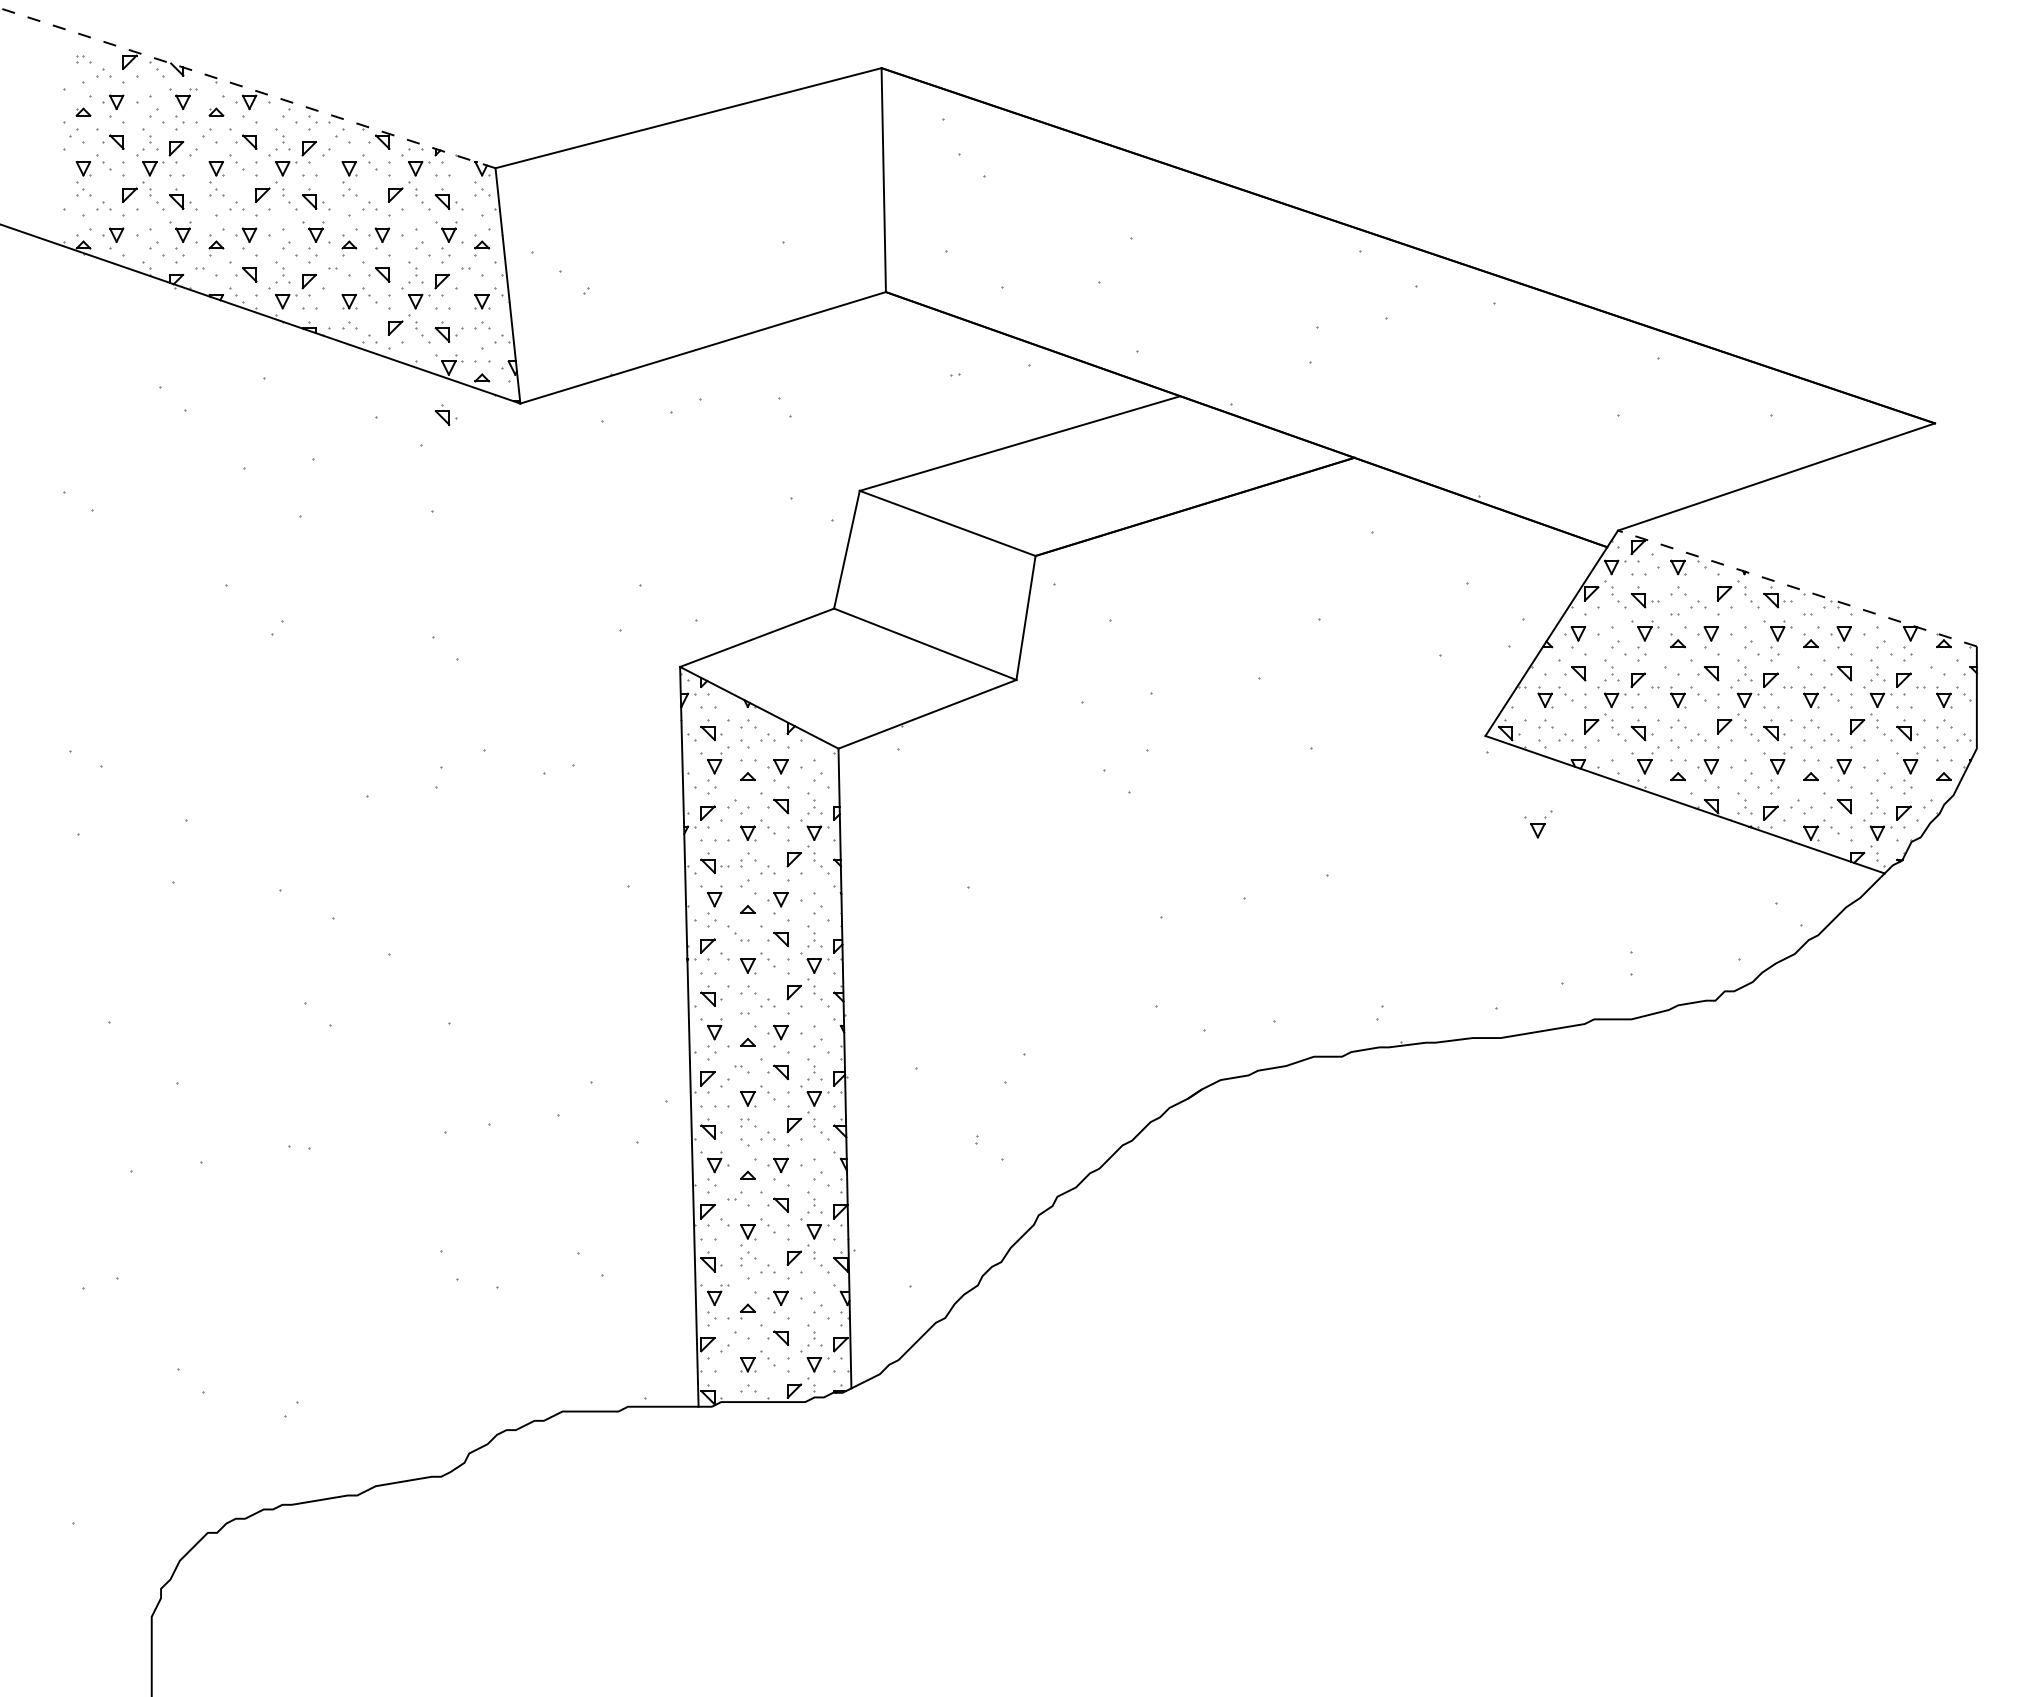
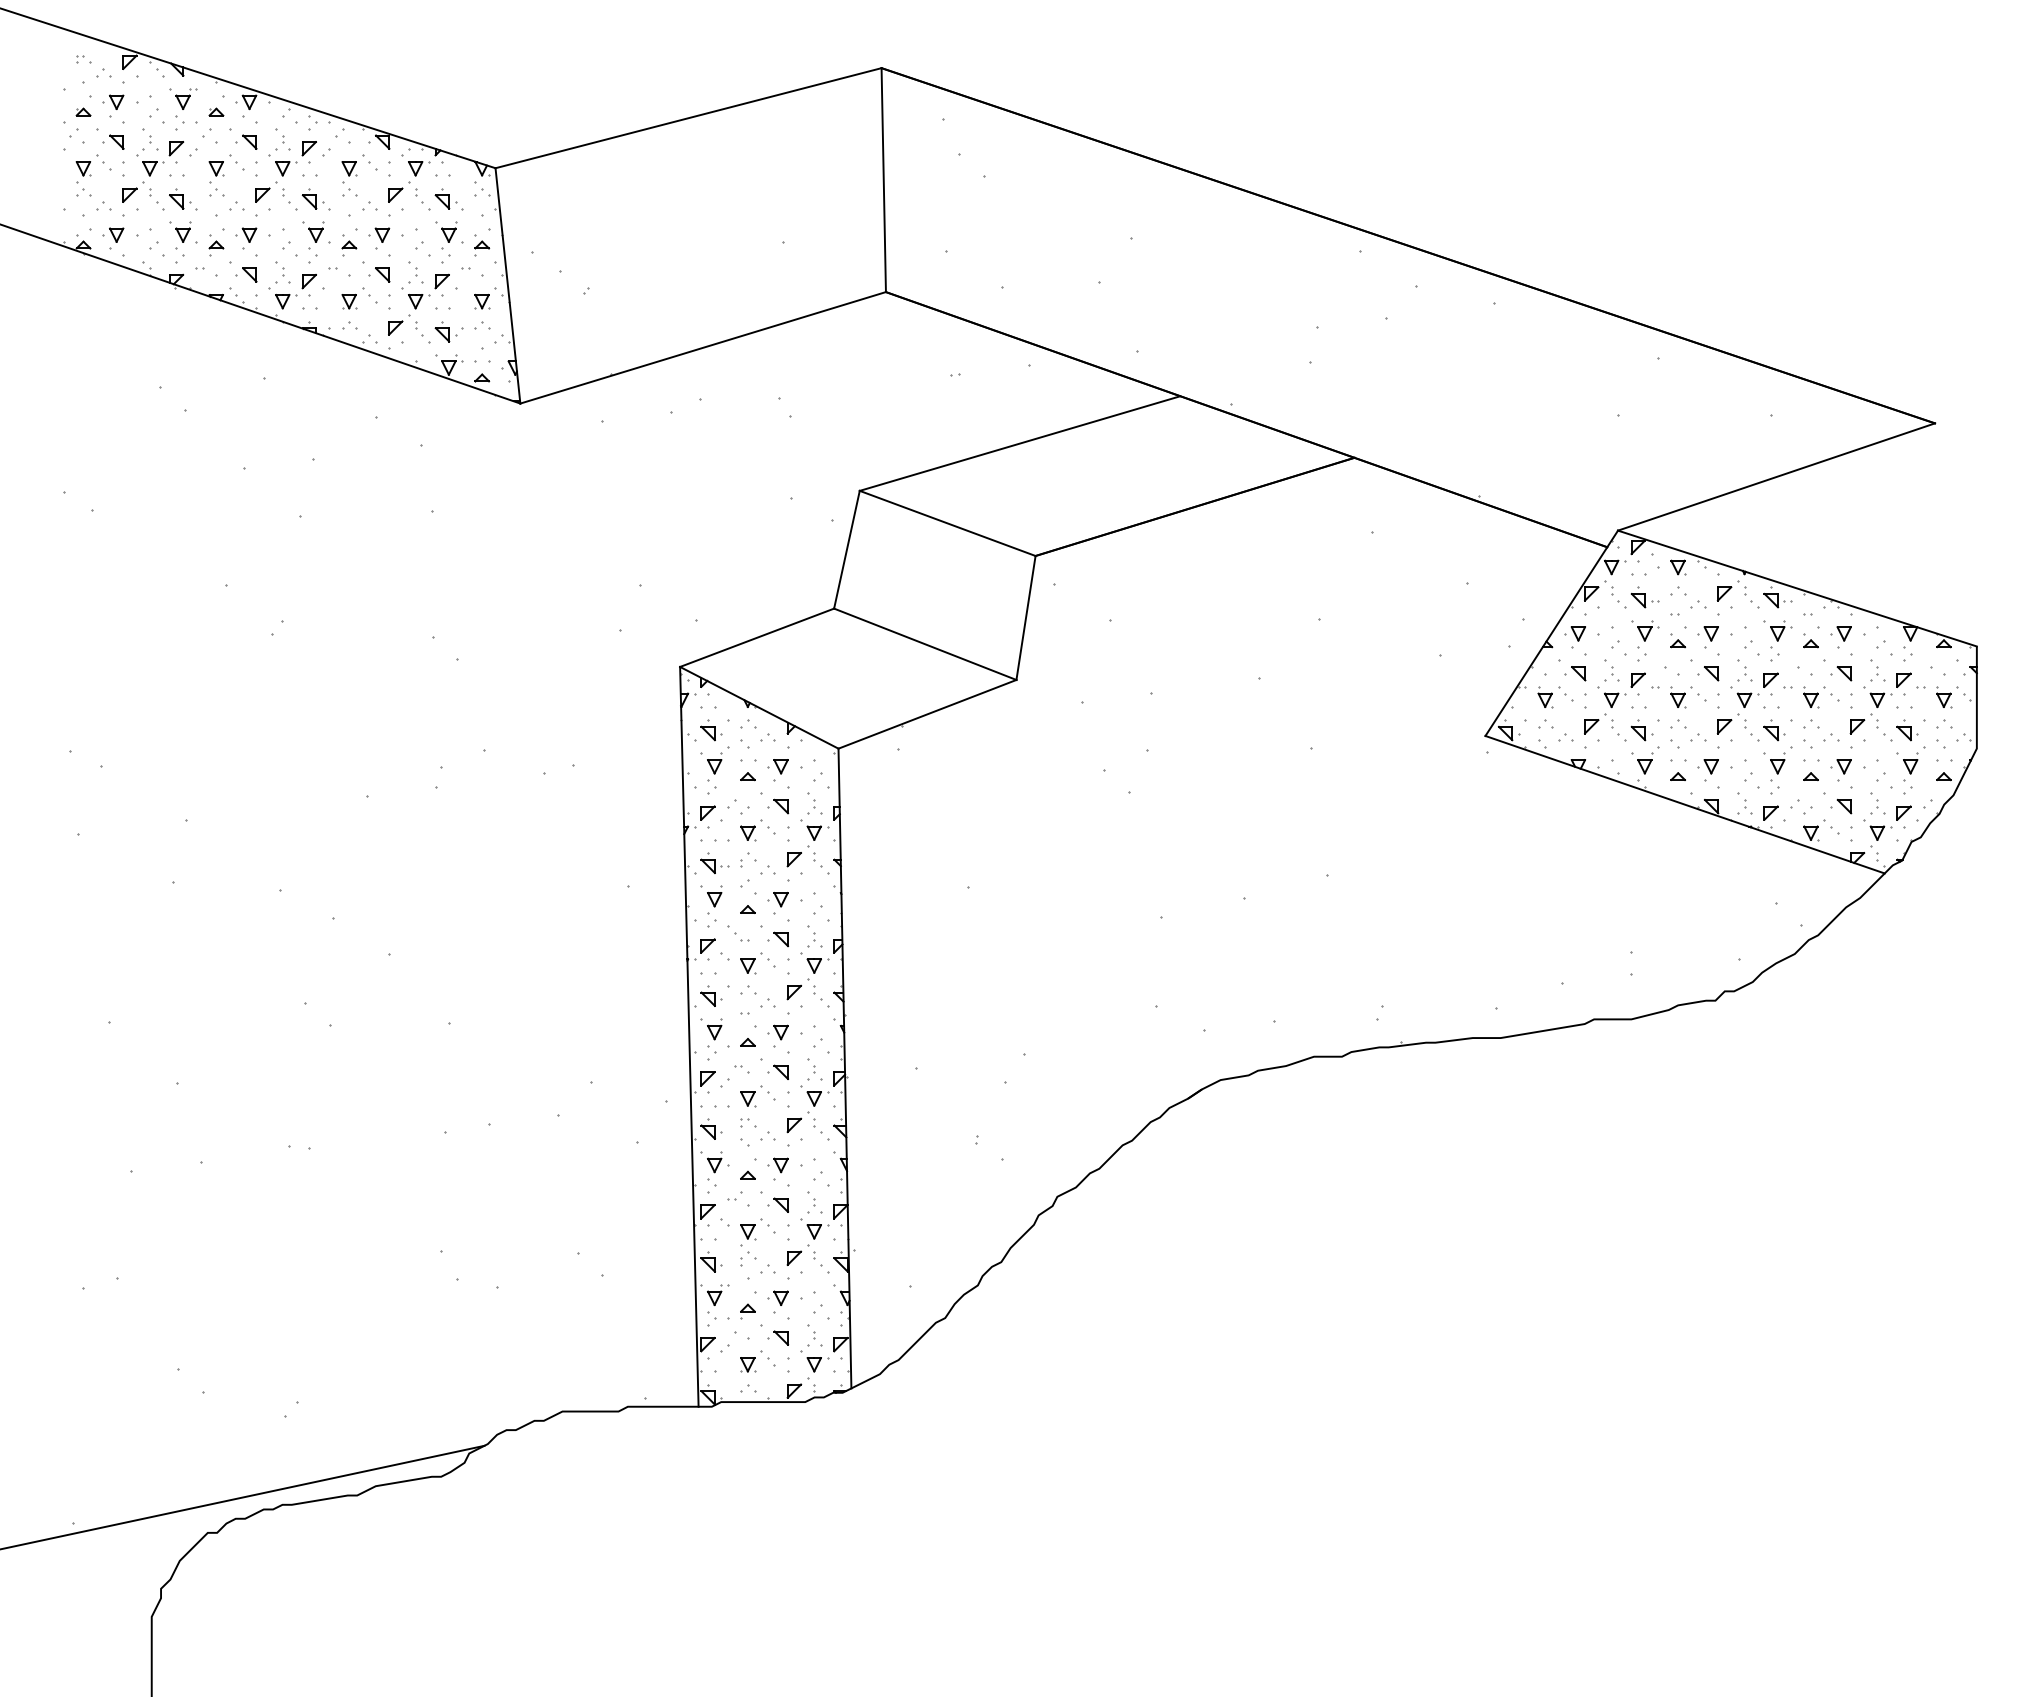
line: dashed -> solid (248, 88)
part: present -> none (445, 414)
line: dashed -> solid (1797, 588)
part: present -> none (1538, 824)
line: none -> present (243, 1496)
